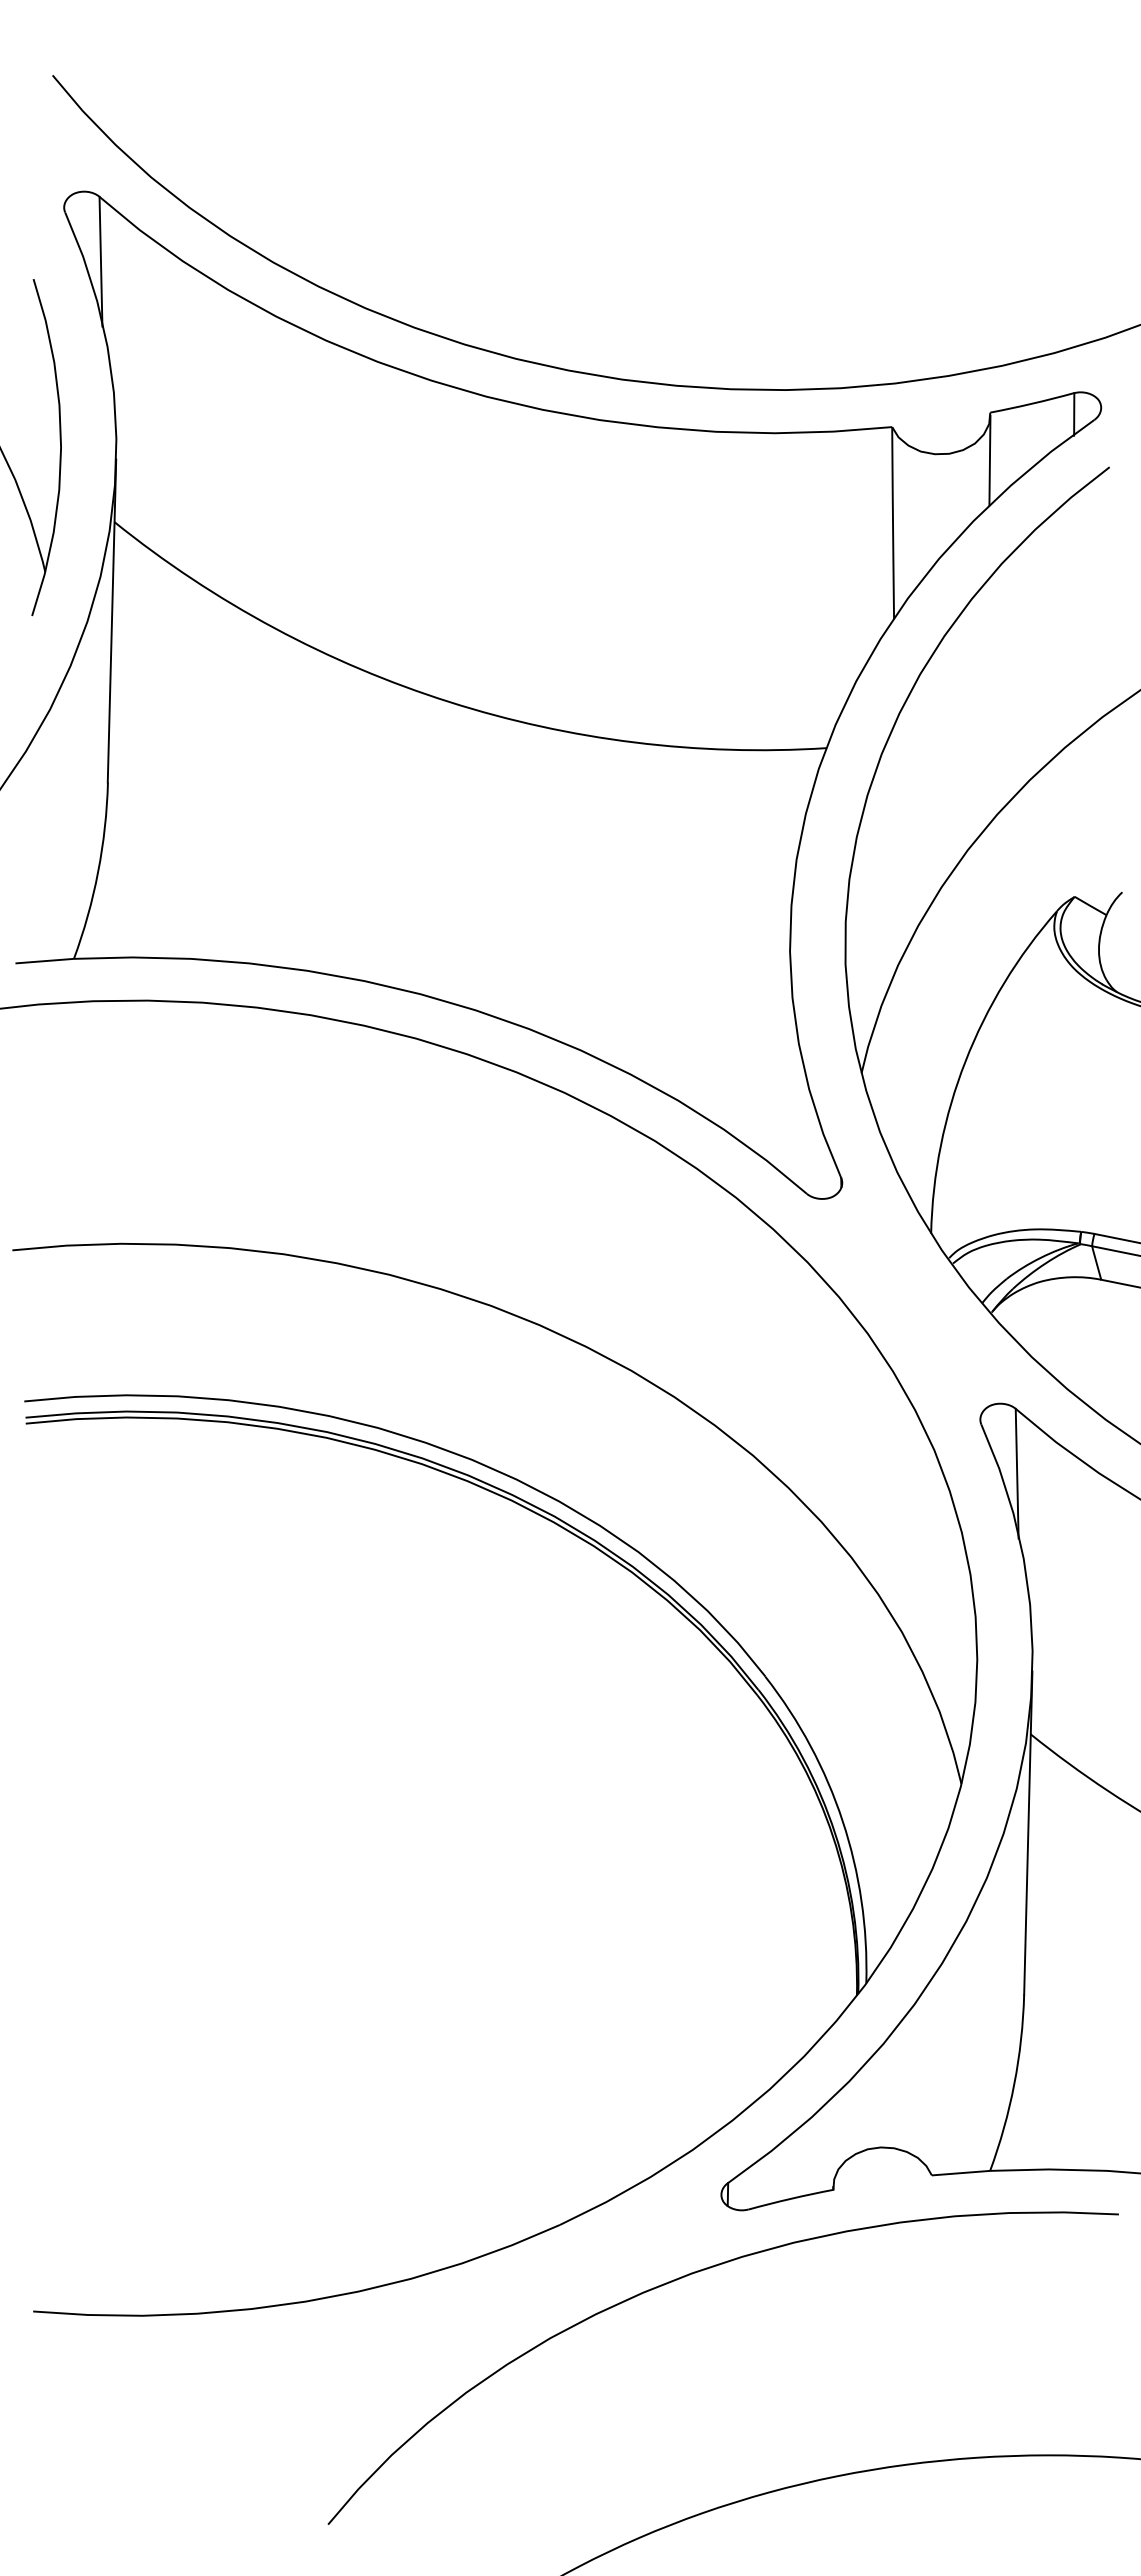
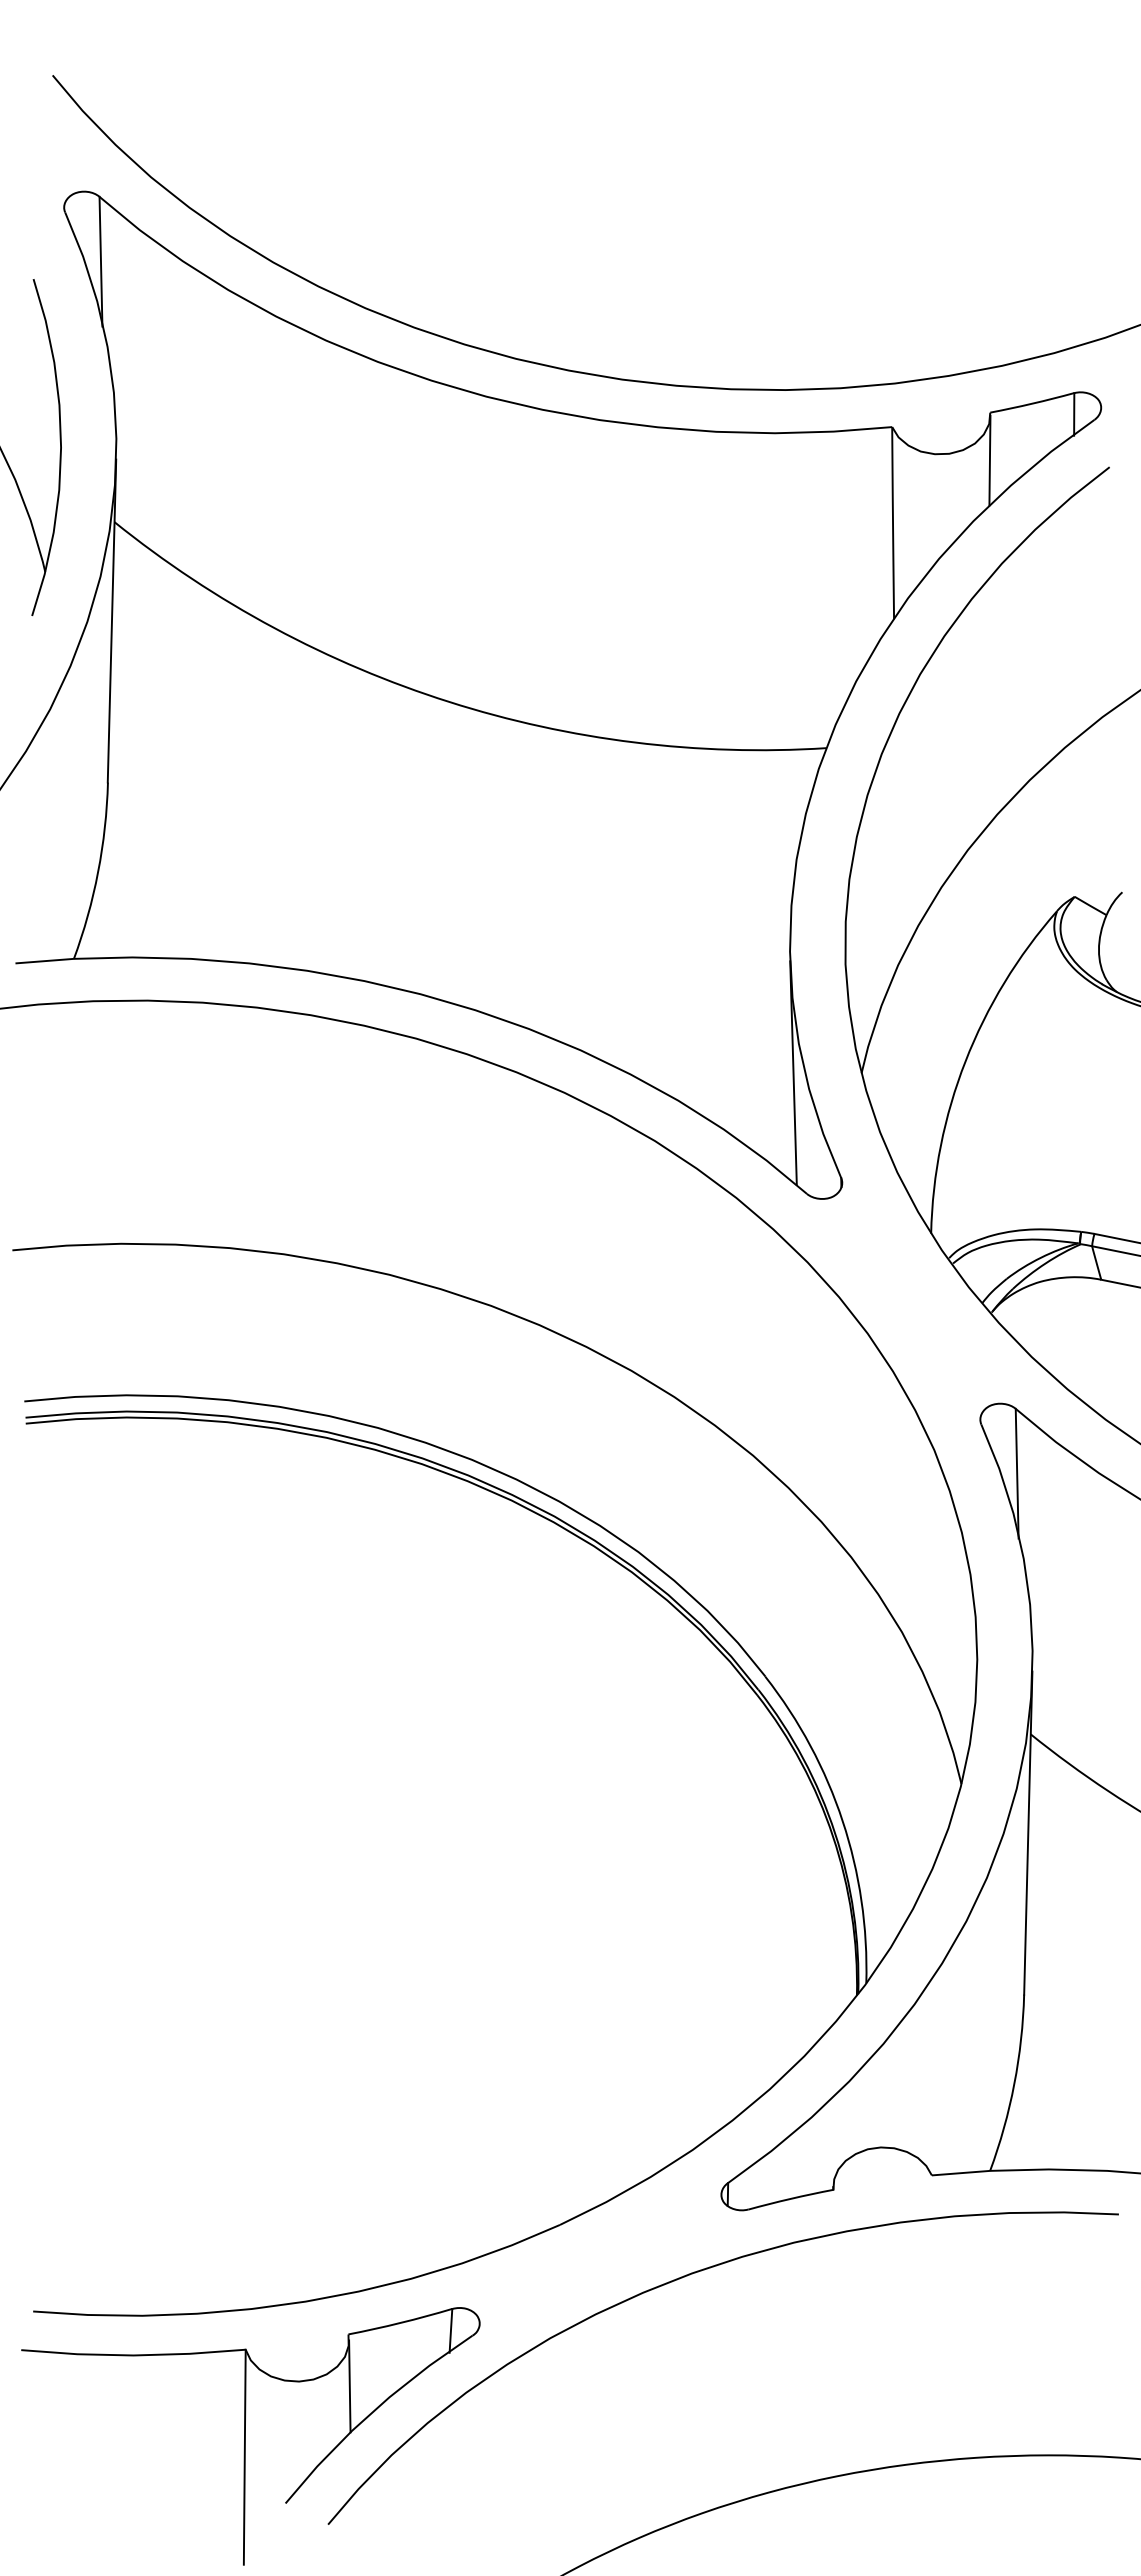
line: none -> present (793, 1073)
part: none -> present (250, 2436)
